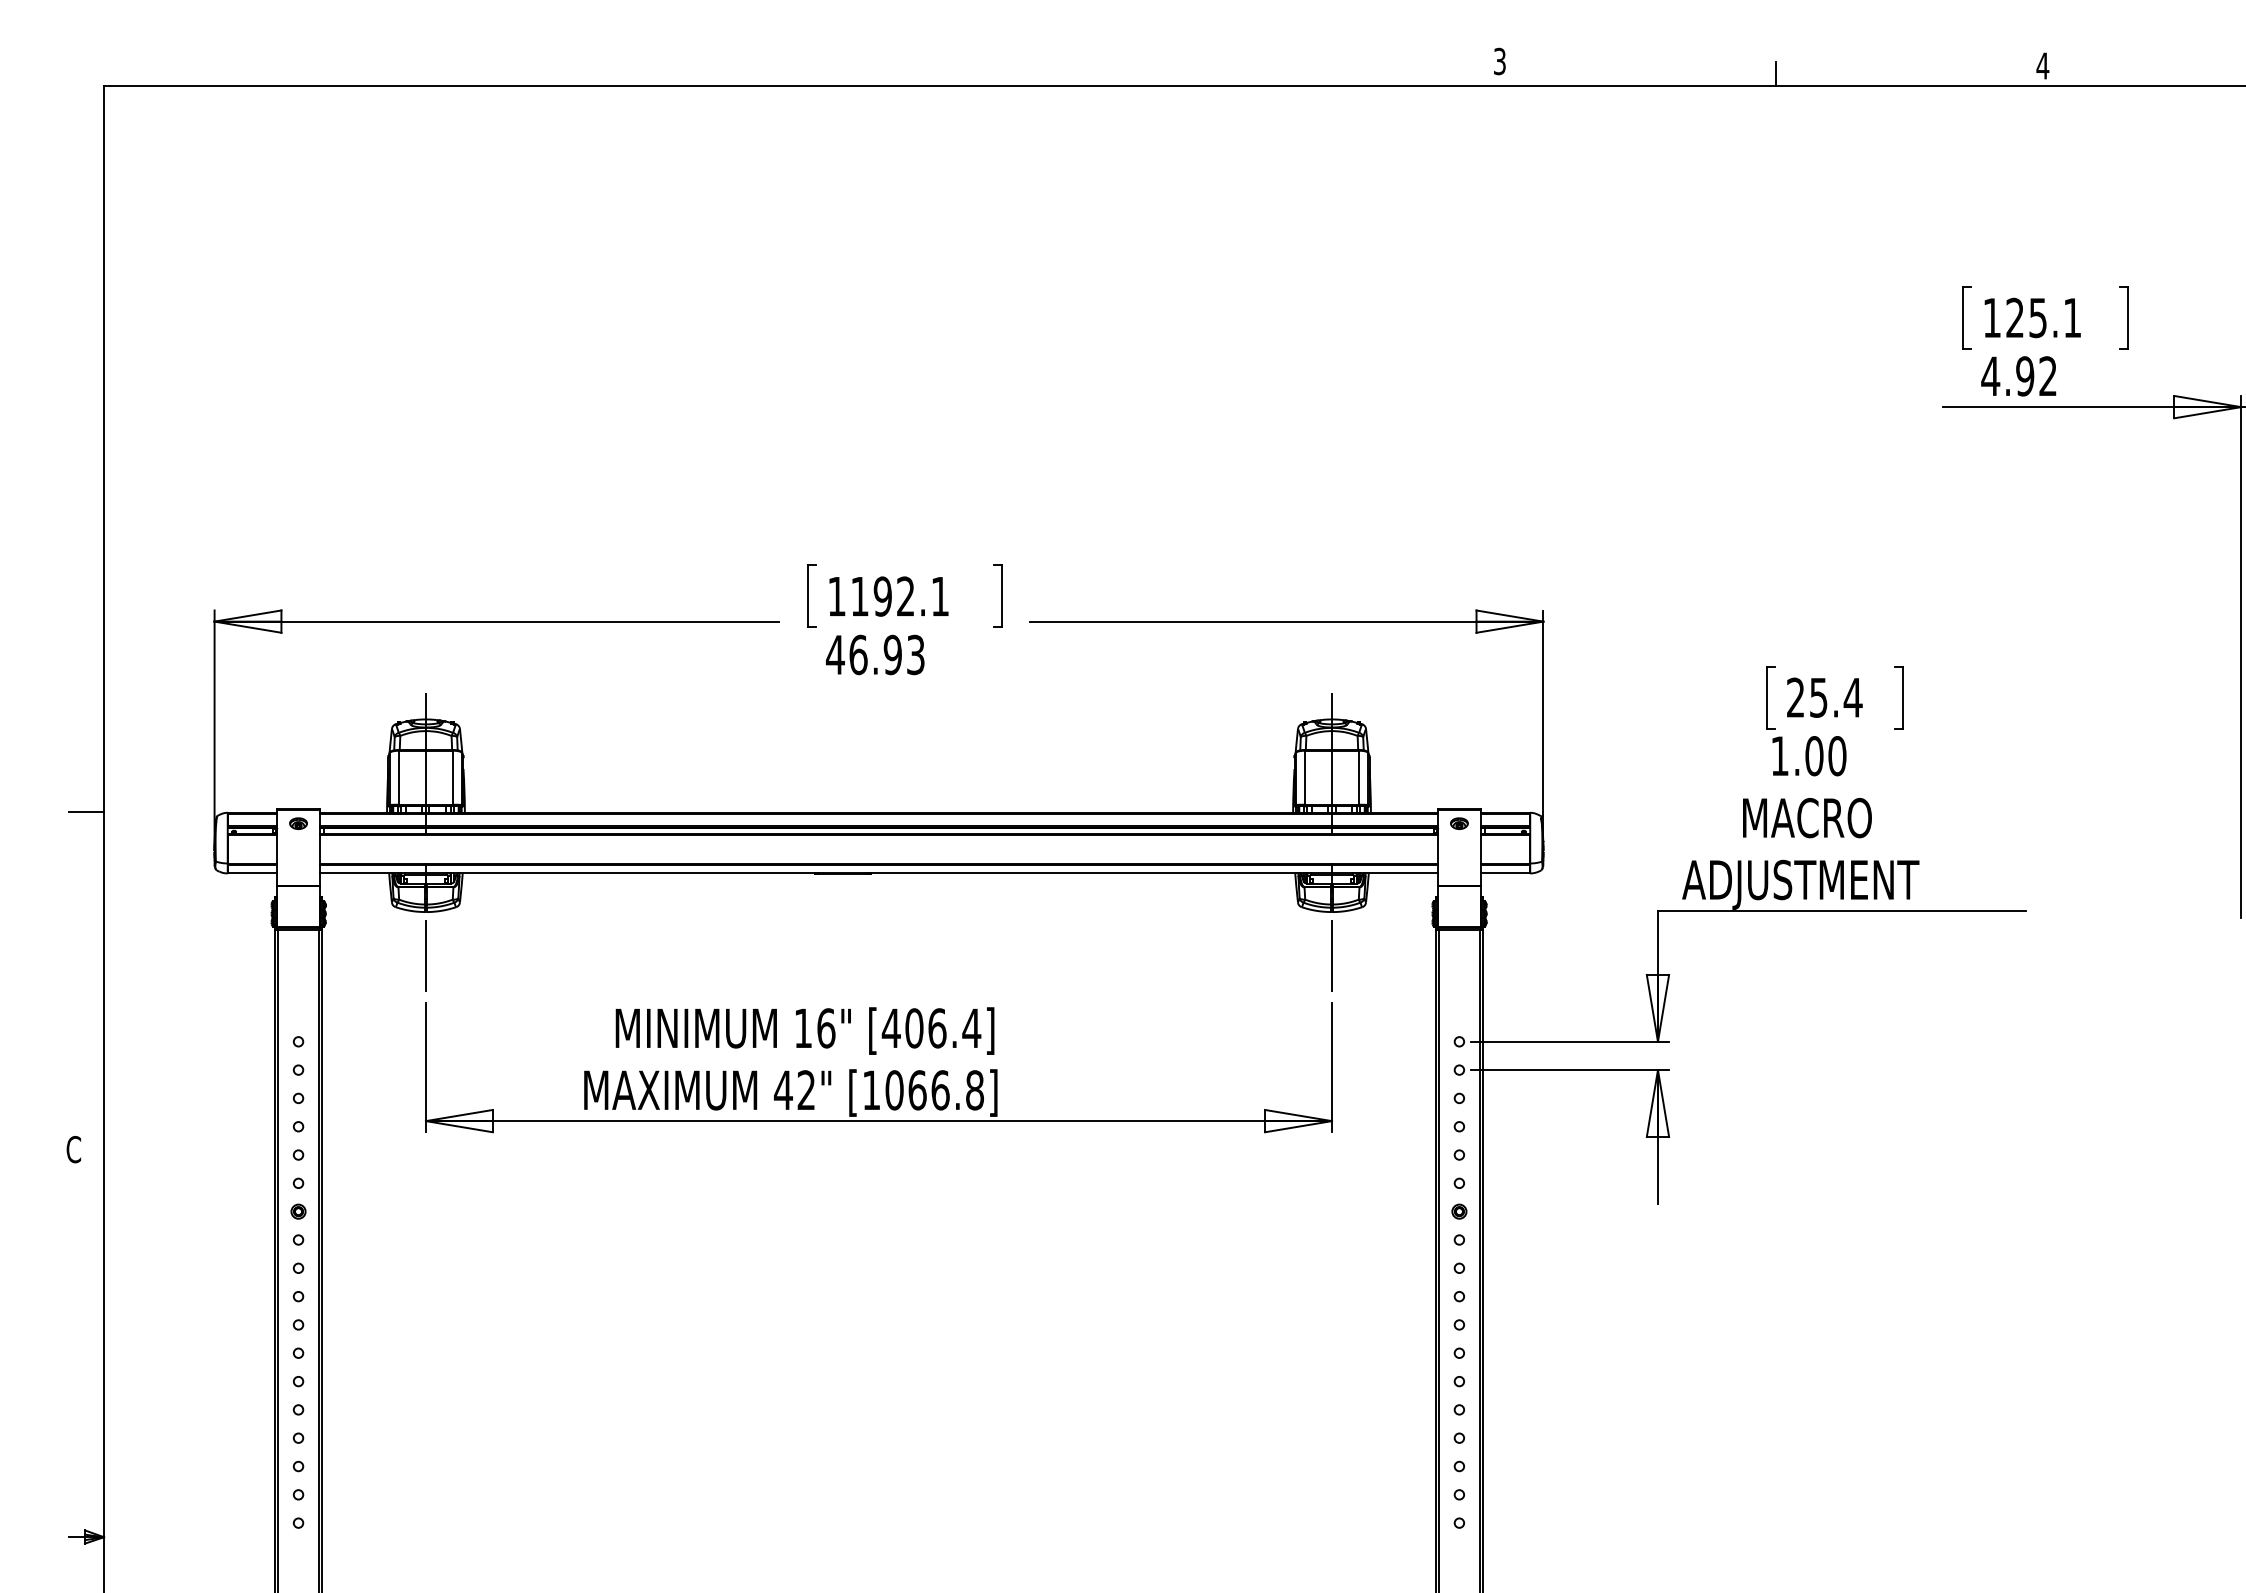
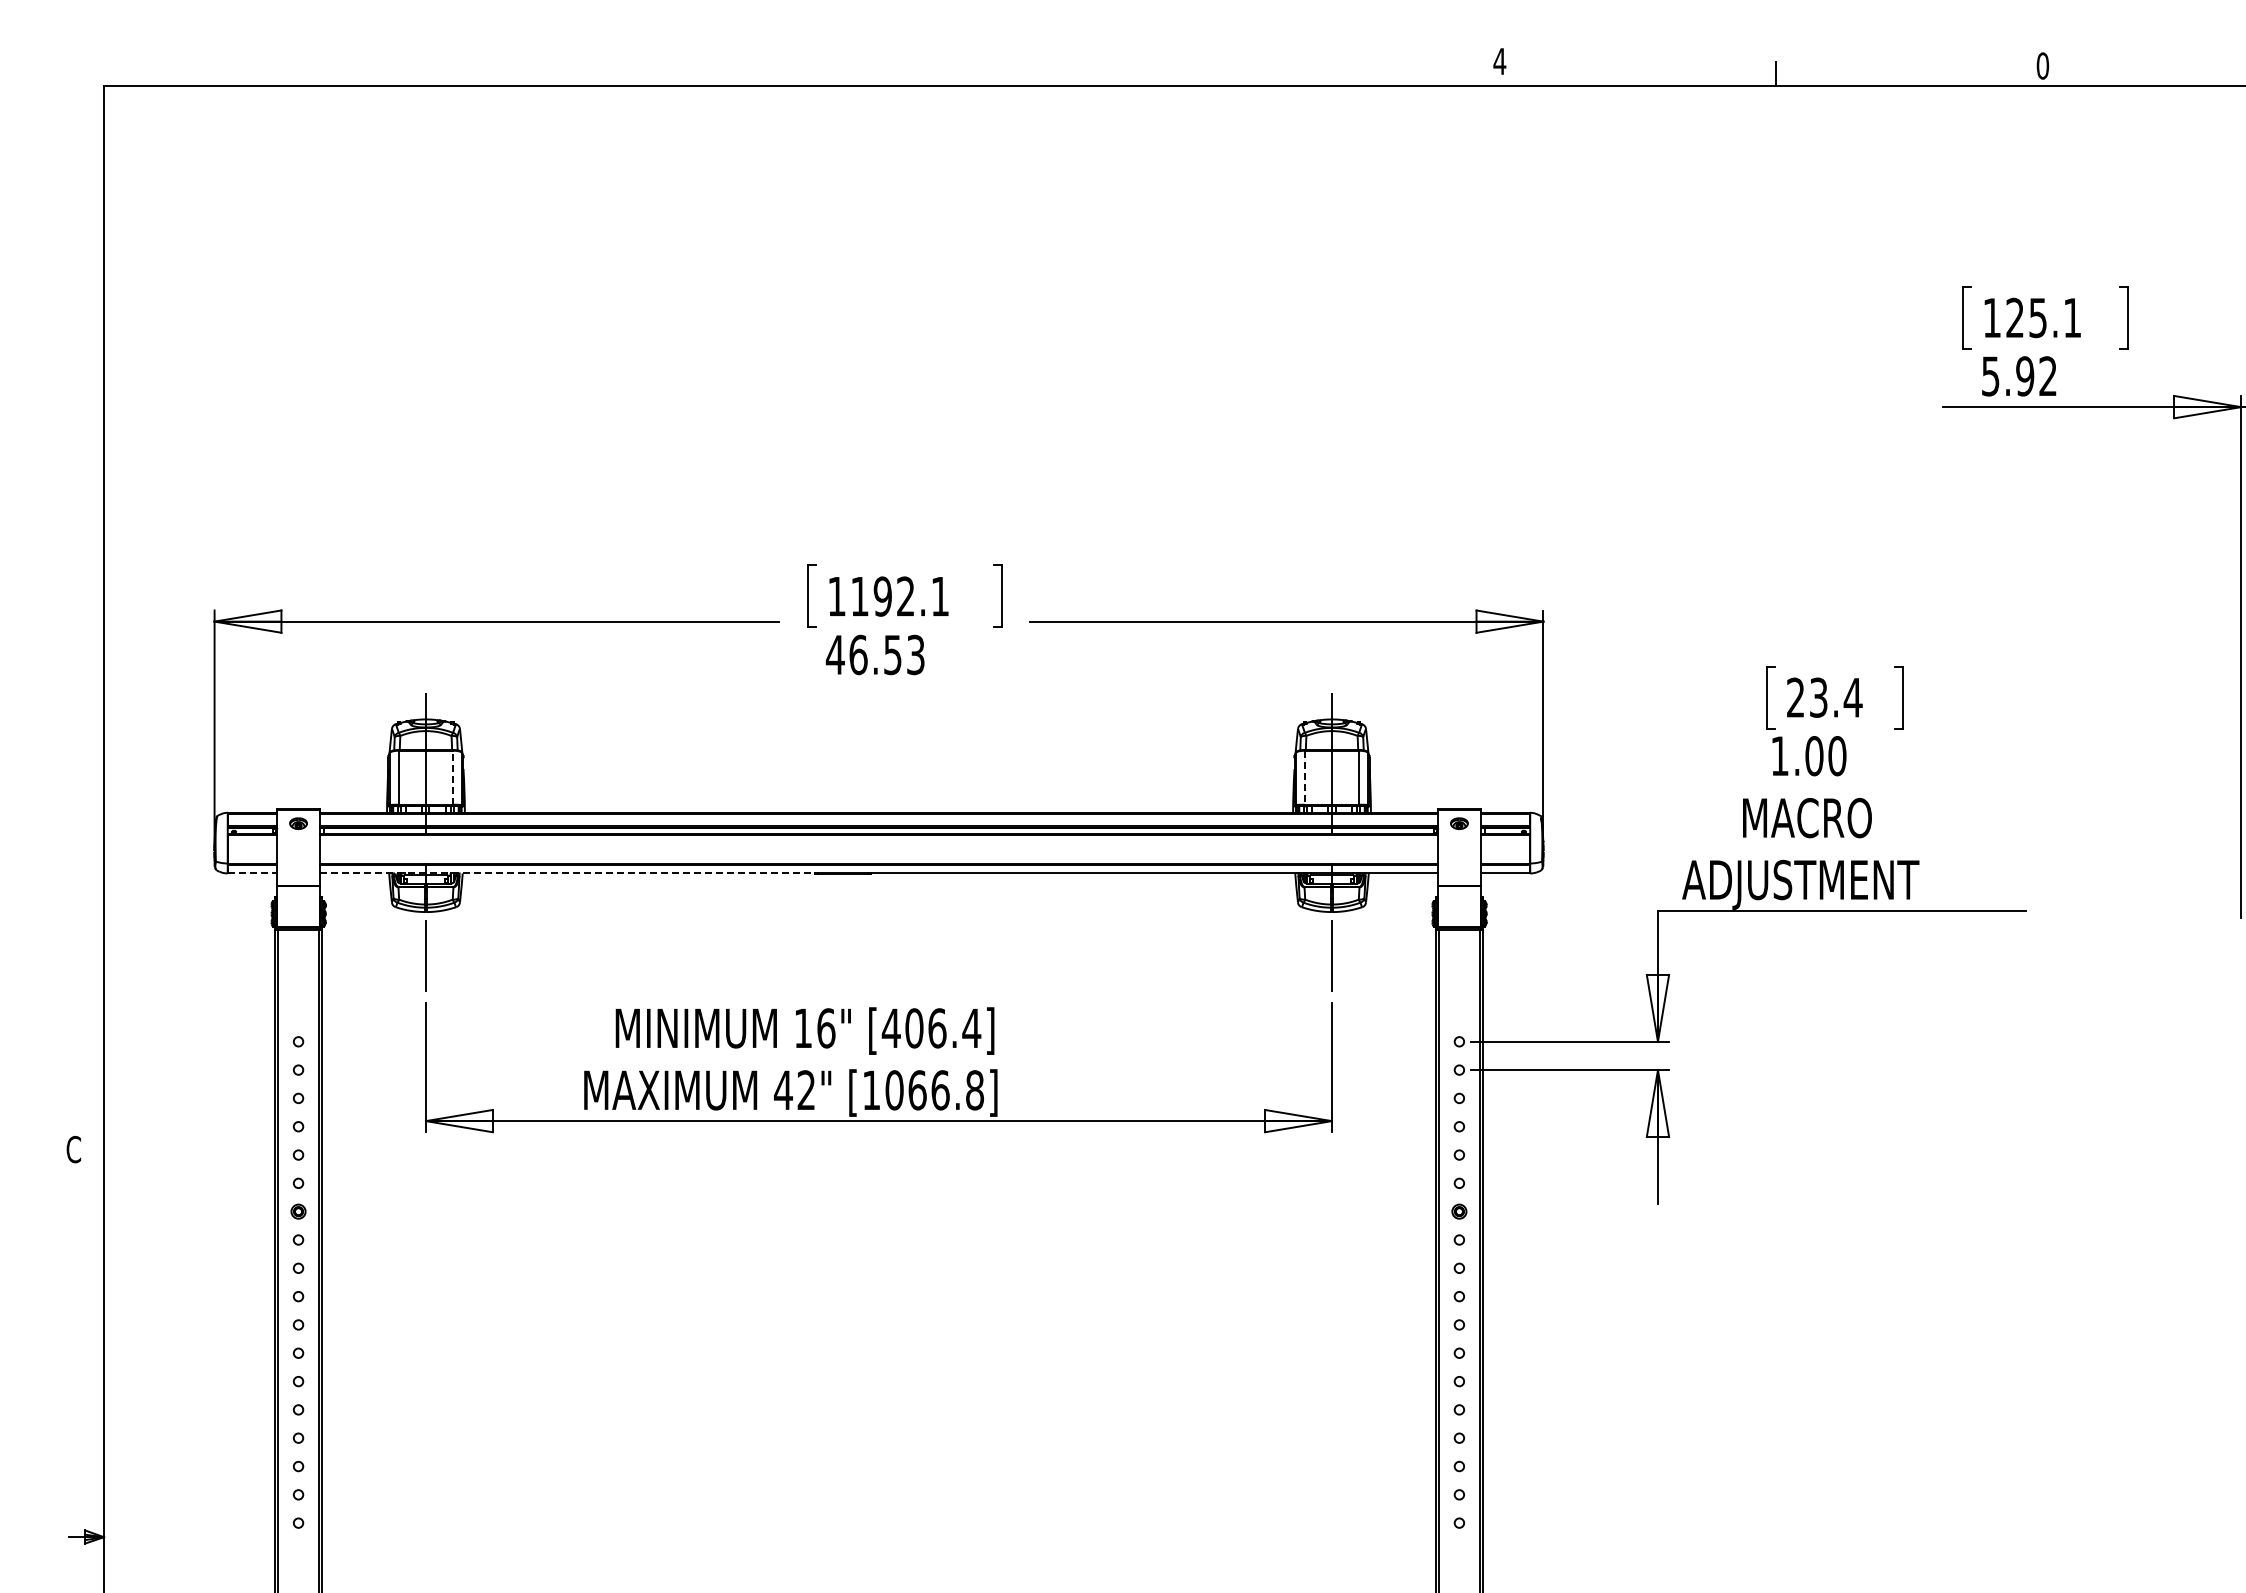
text: 3 -> 4 (1499, 61)
text: 4 -> 0 (2042, 65)
text: 4.92 -> 5.92 (1990, 376)
text: 46.93 -> 46.53 (892, 654)
text: 25.4 -> 23.4 (1818, 697)
line: solid -> dashed (453, 777)
line: solid -> dashed (1304, 777)
line: present -> none (86, 811)
line: solid -> dashed (252, 873)
line: solid -> dashed (567, 873)
